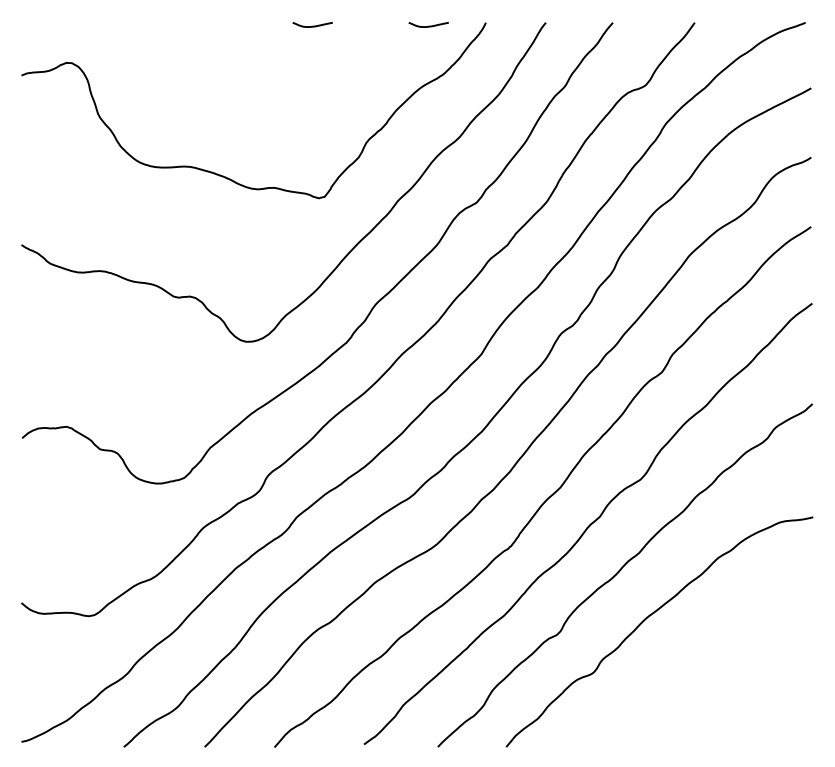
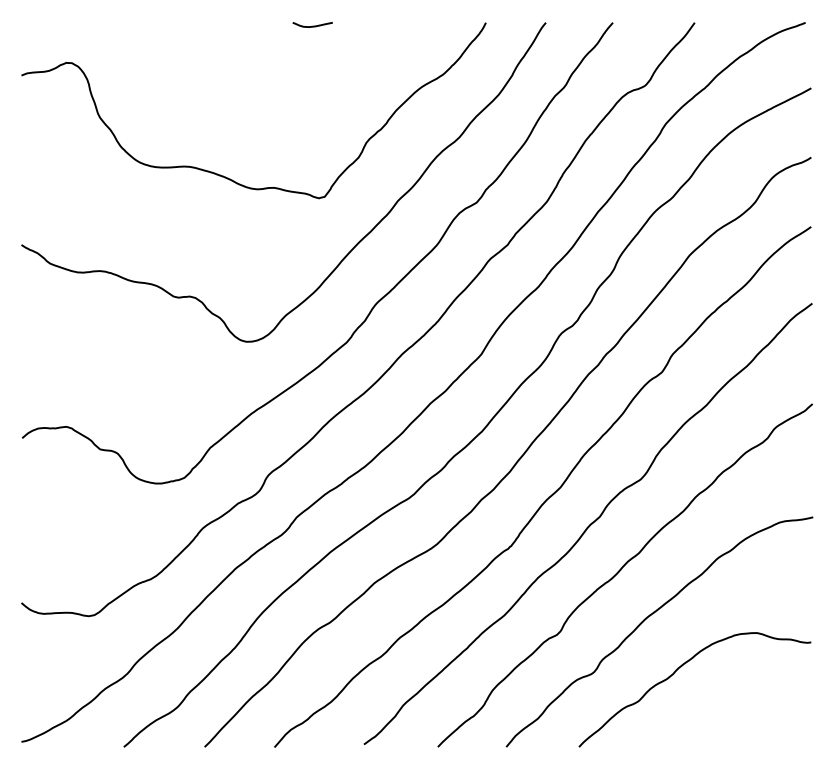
curve: present -> none (428, 25)
curve: none -> present (674, 674)
